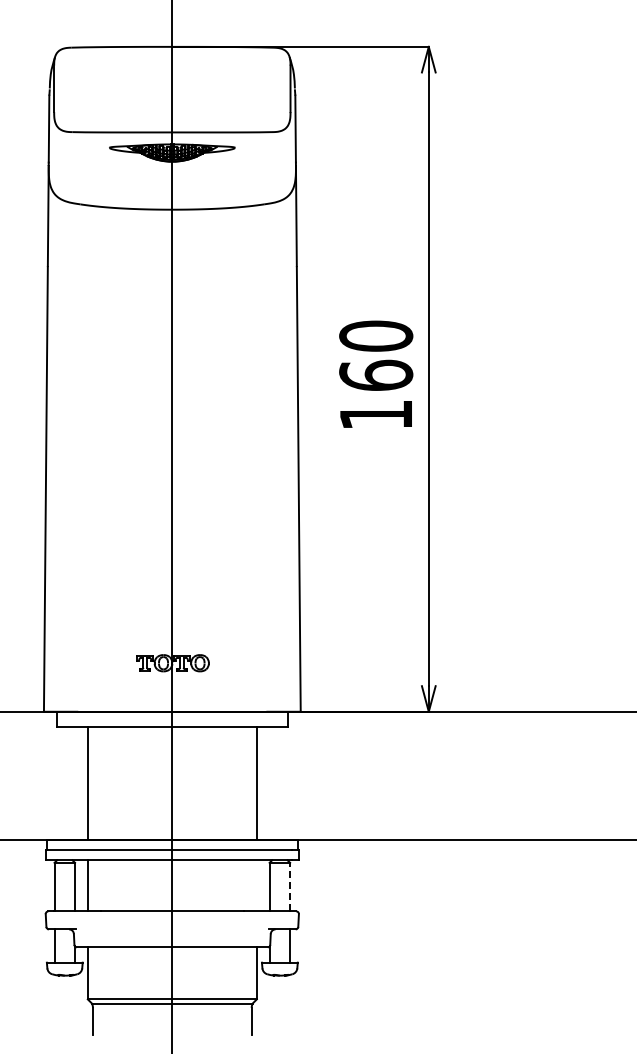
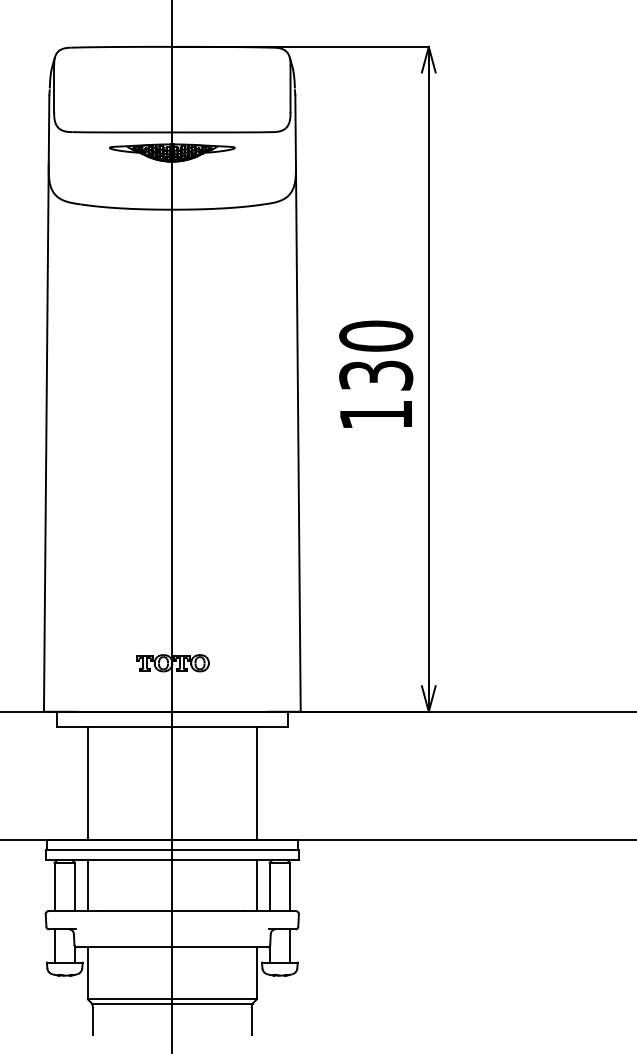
text: 160 -> 130 (376, 374)
line: none -> present (256, 885)
line: dashed -> solid (290, 886)
